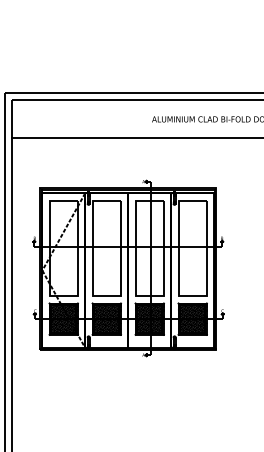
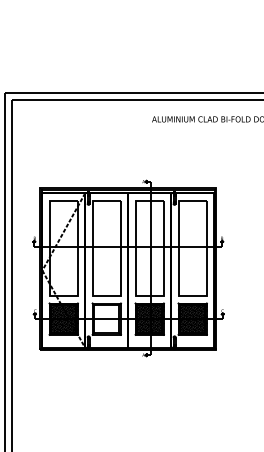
line: present -> none (136, 138)
hatch: present -> none (106, 318)
